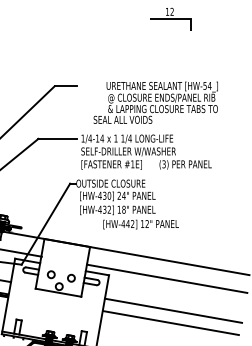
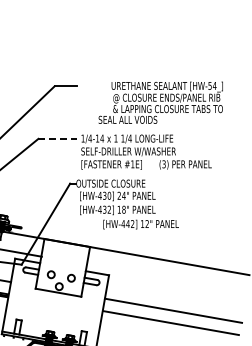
part: present -> none (170, 18)
text position: (155, 102) -> (160, 102) (160, 102)
line: solid -> dashed (58, 138)
line: present -> none (166, 278)
